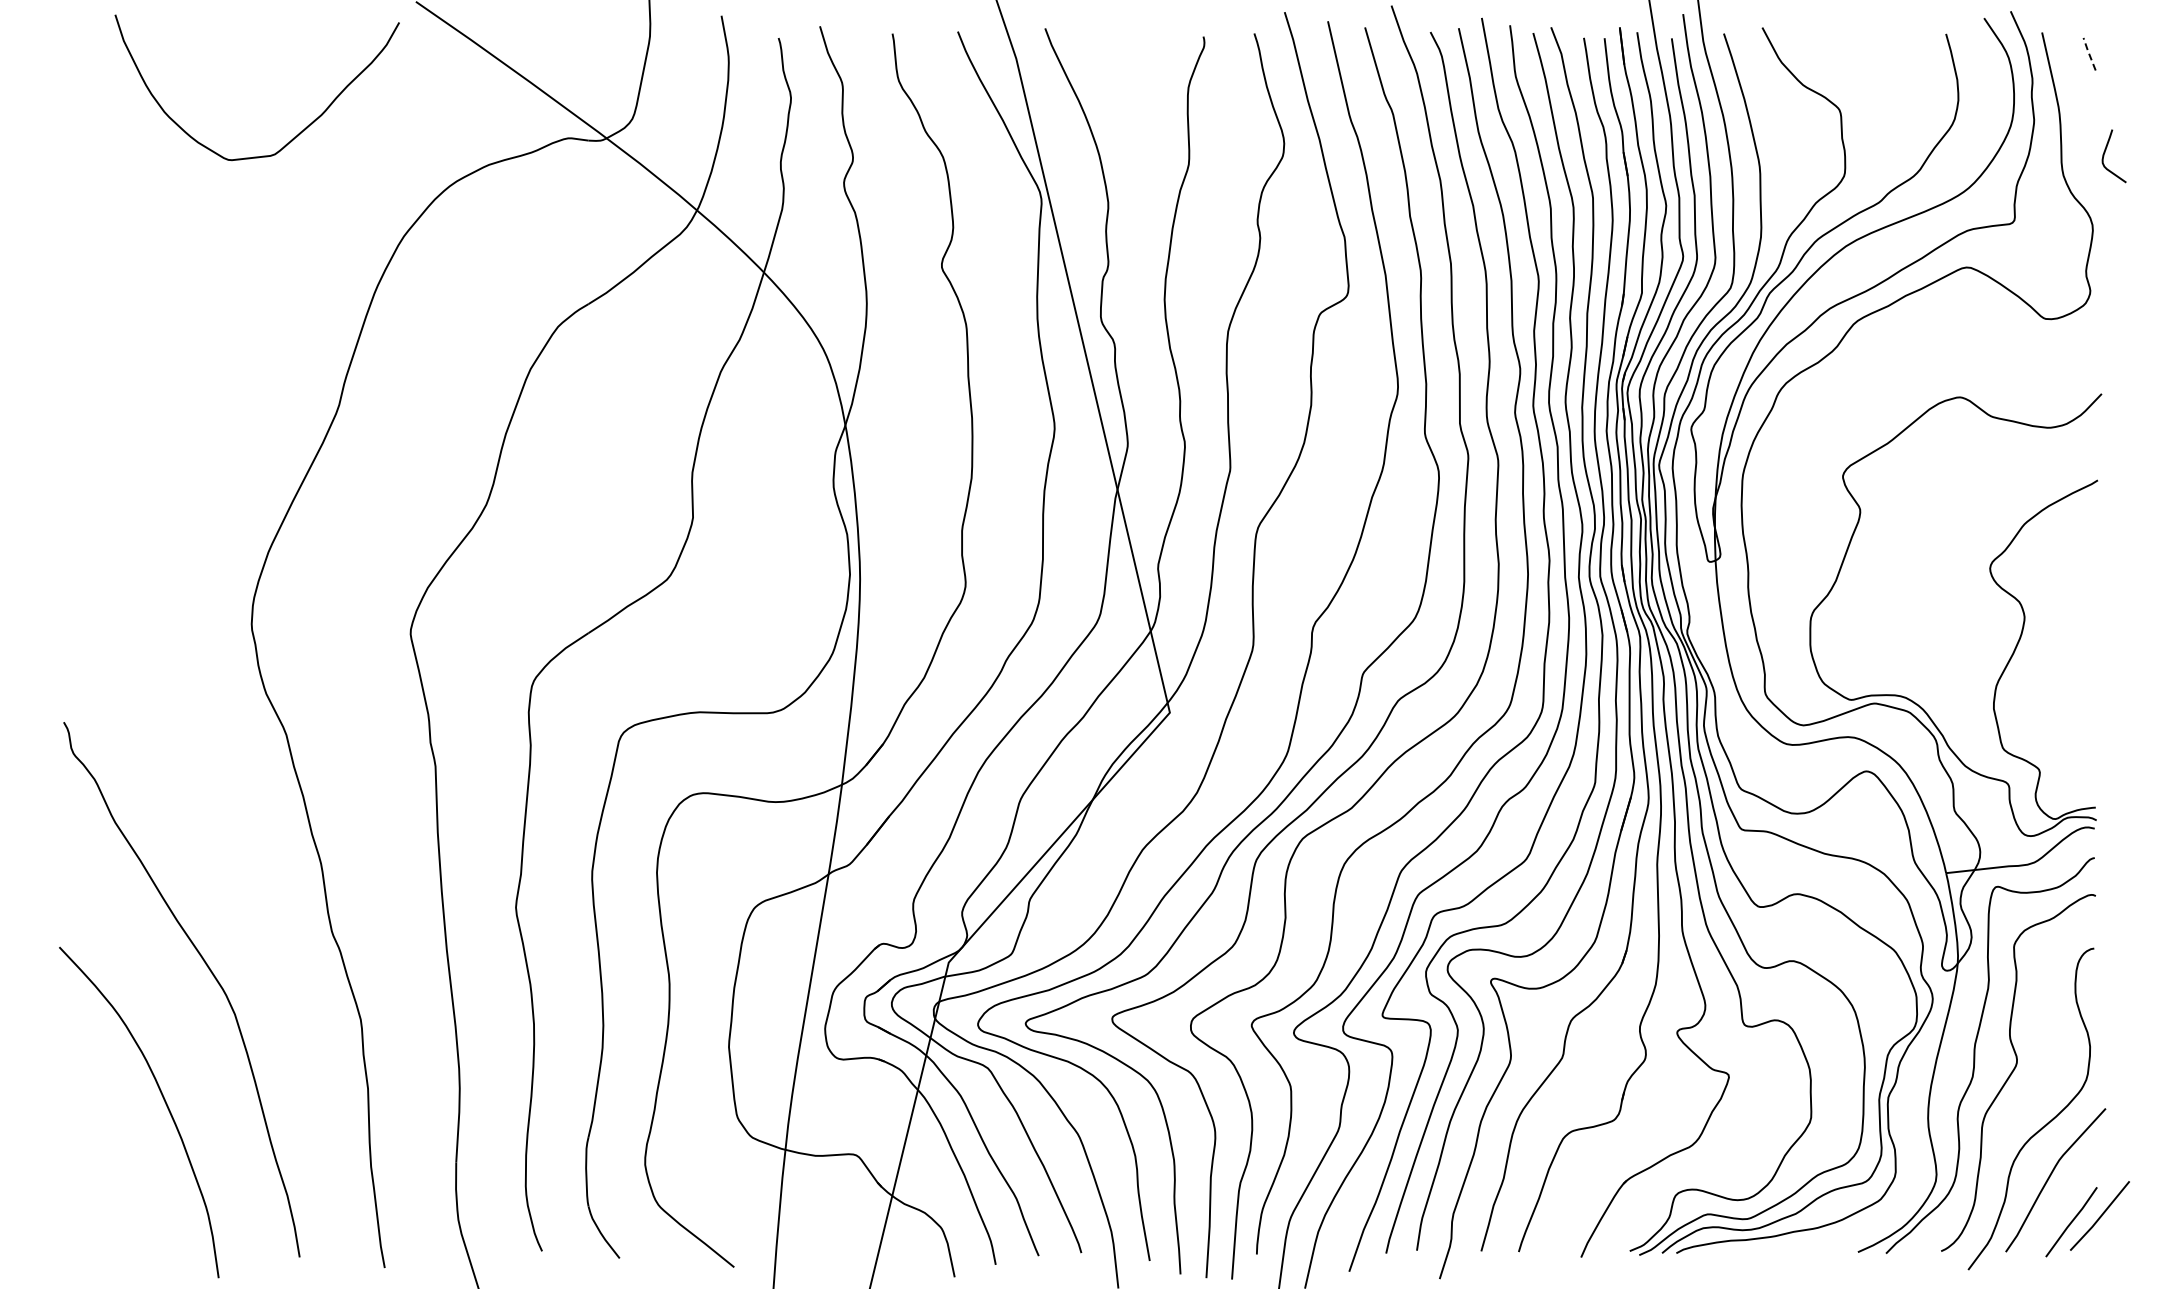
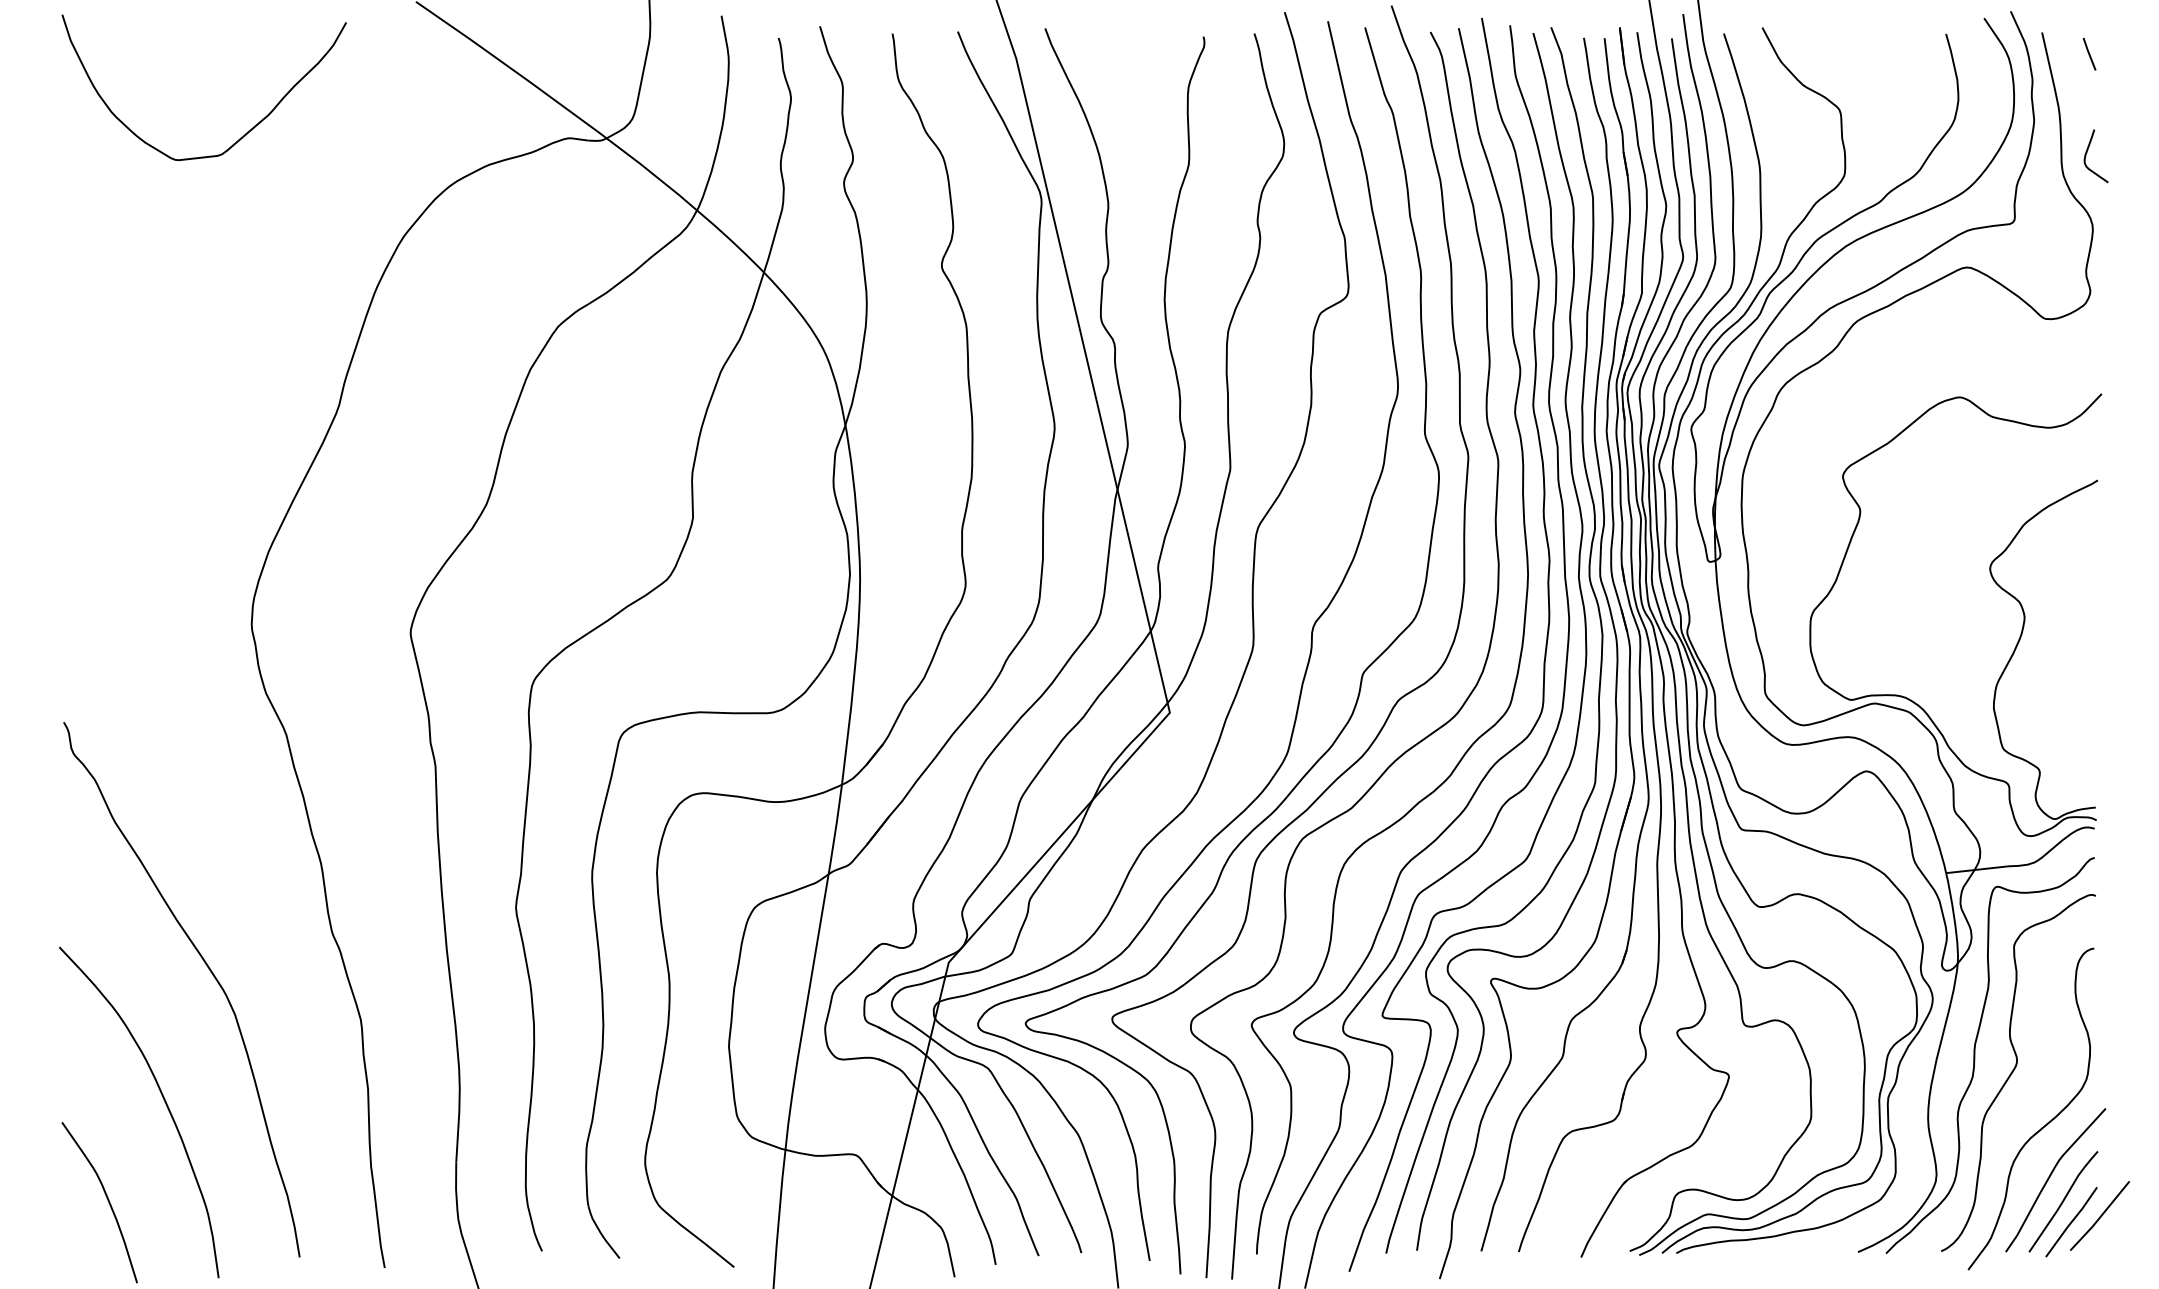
line: dashed -> solid (2088, 53)
curve position: (293, 137) -> (240, 137) (240, 137)
curve position: (2105, 152) -> (2087, 152) (2087, 152)
curve: none -> present (106, 1198)
curve: none -> present (2063, 1201)
